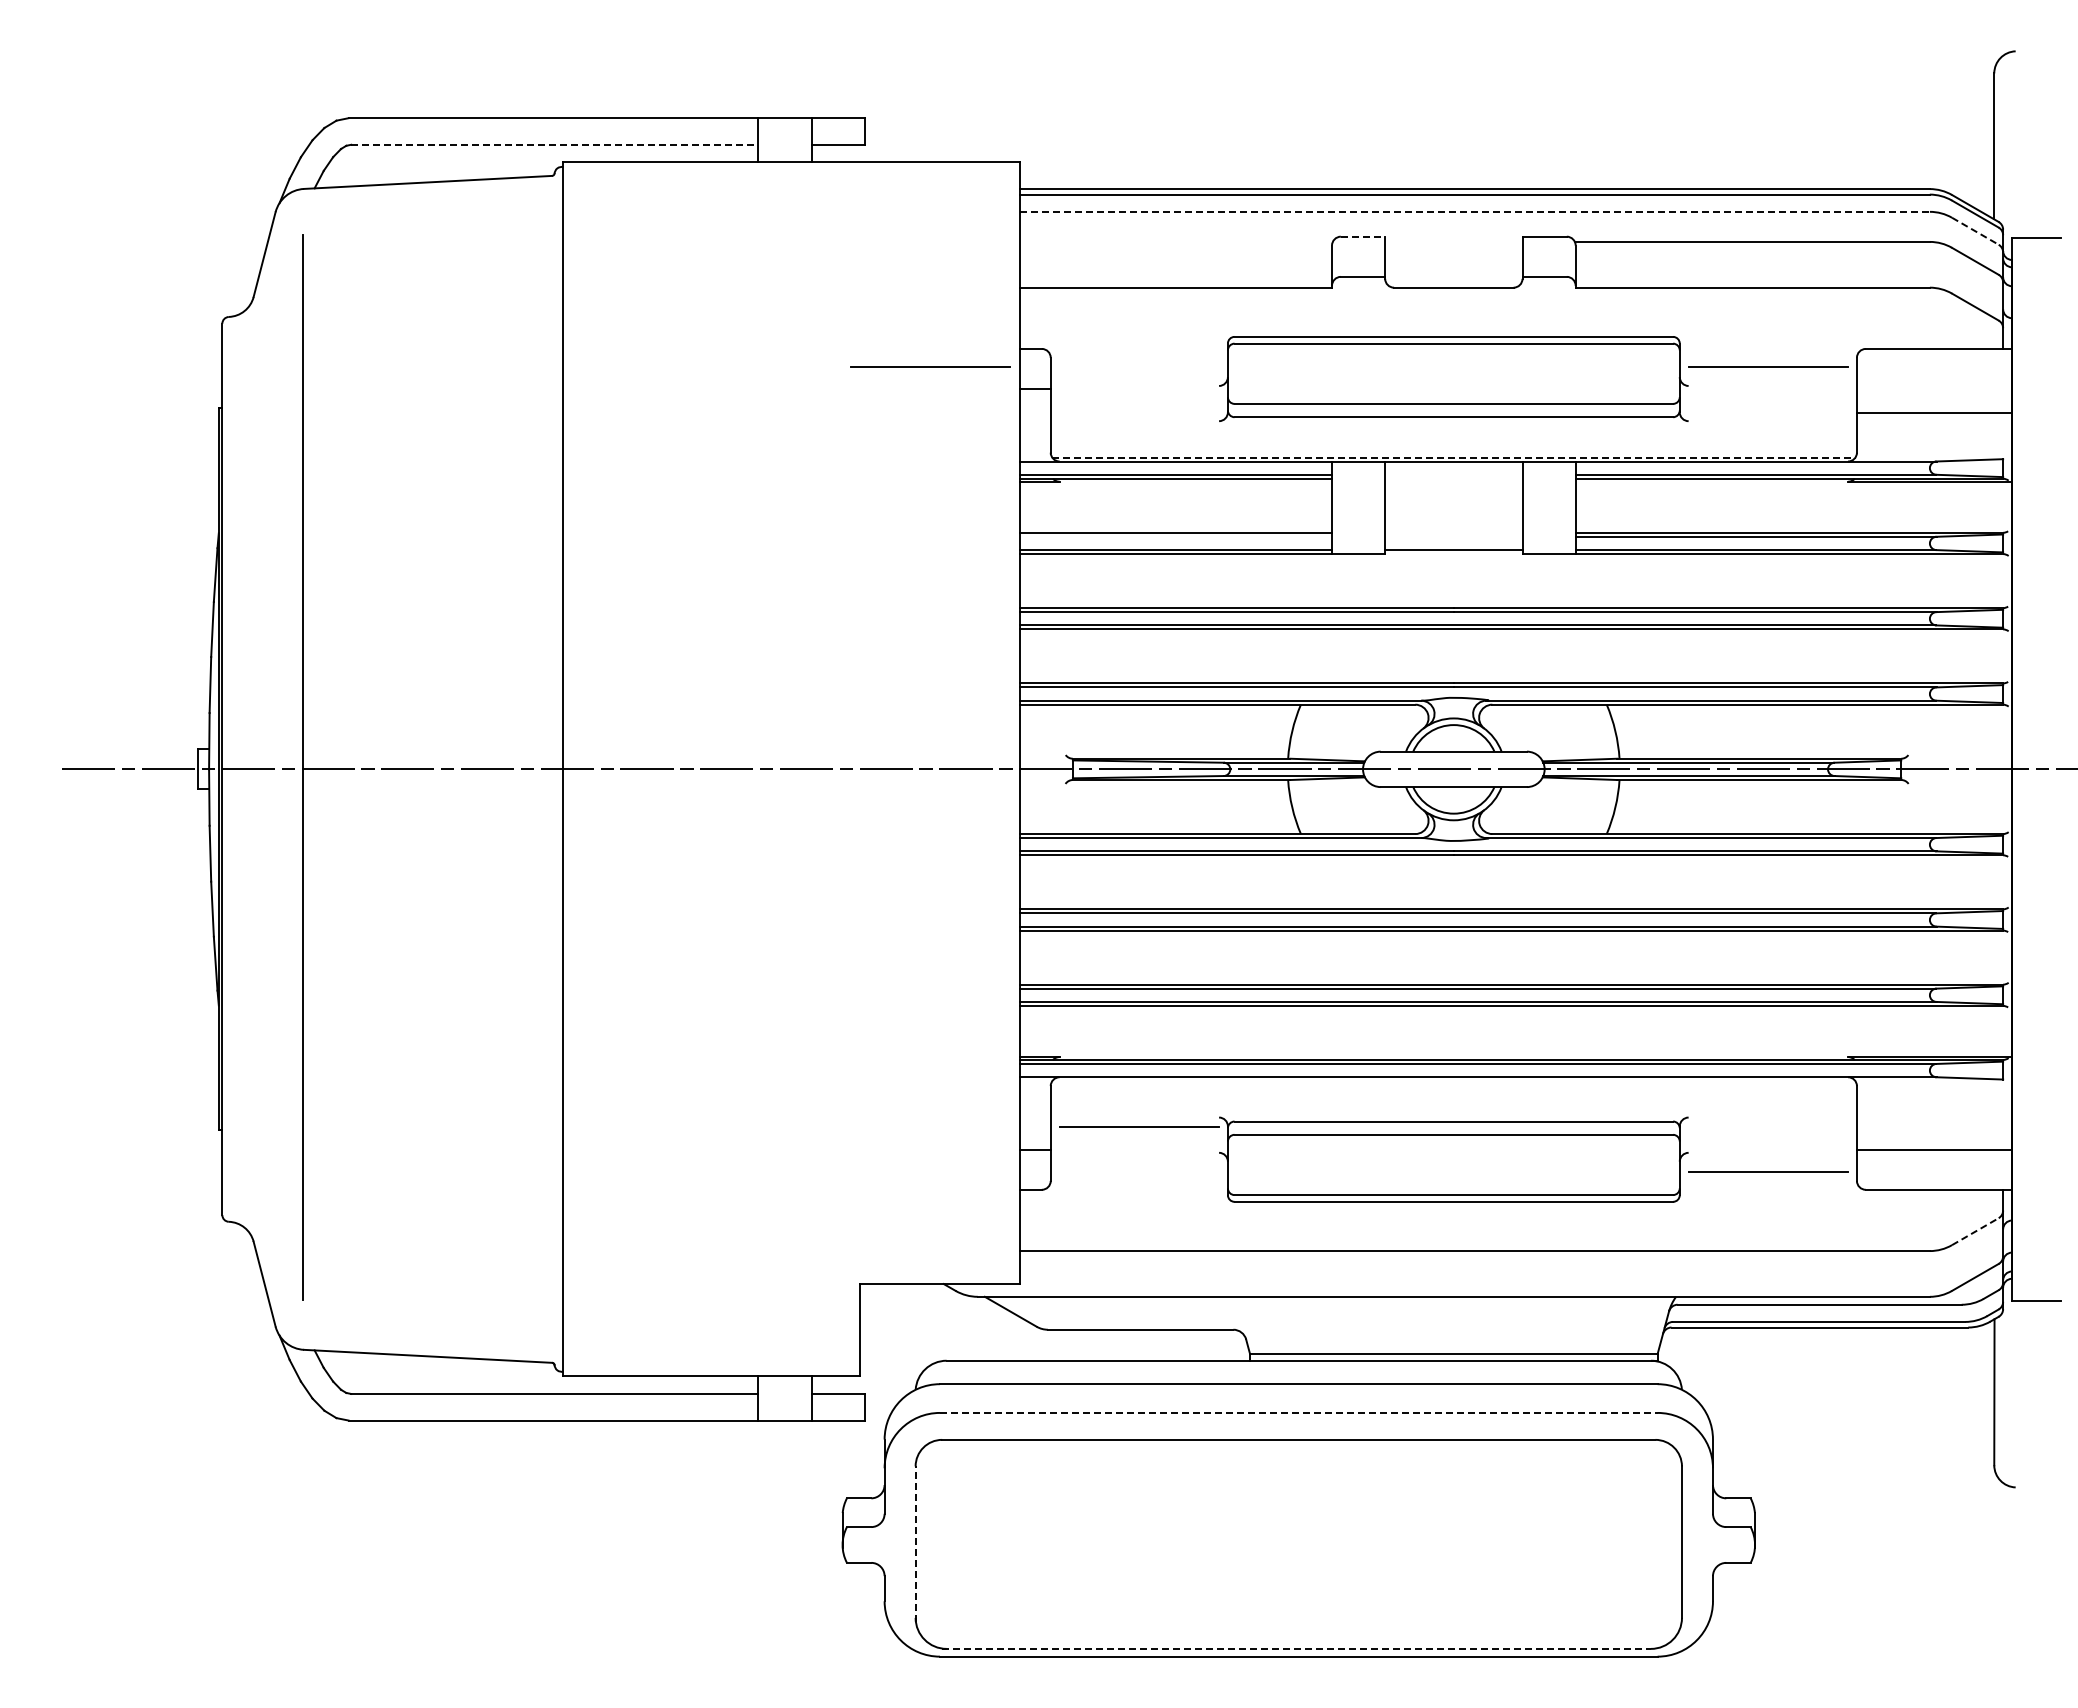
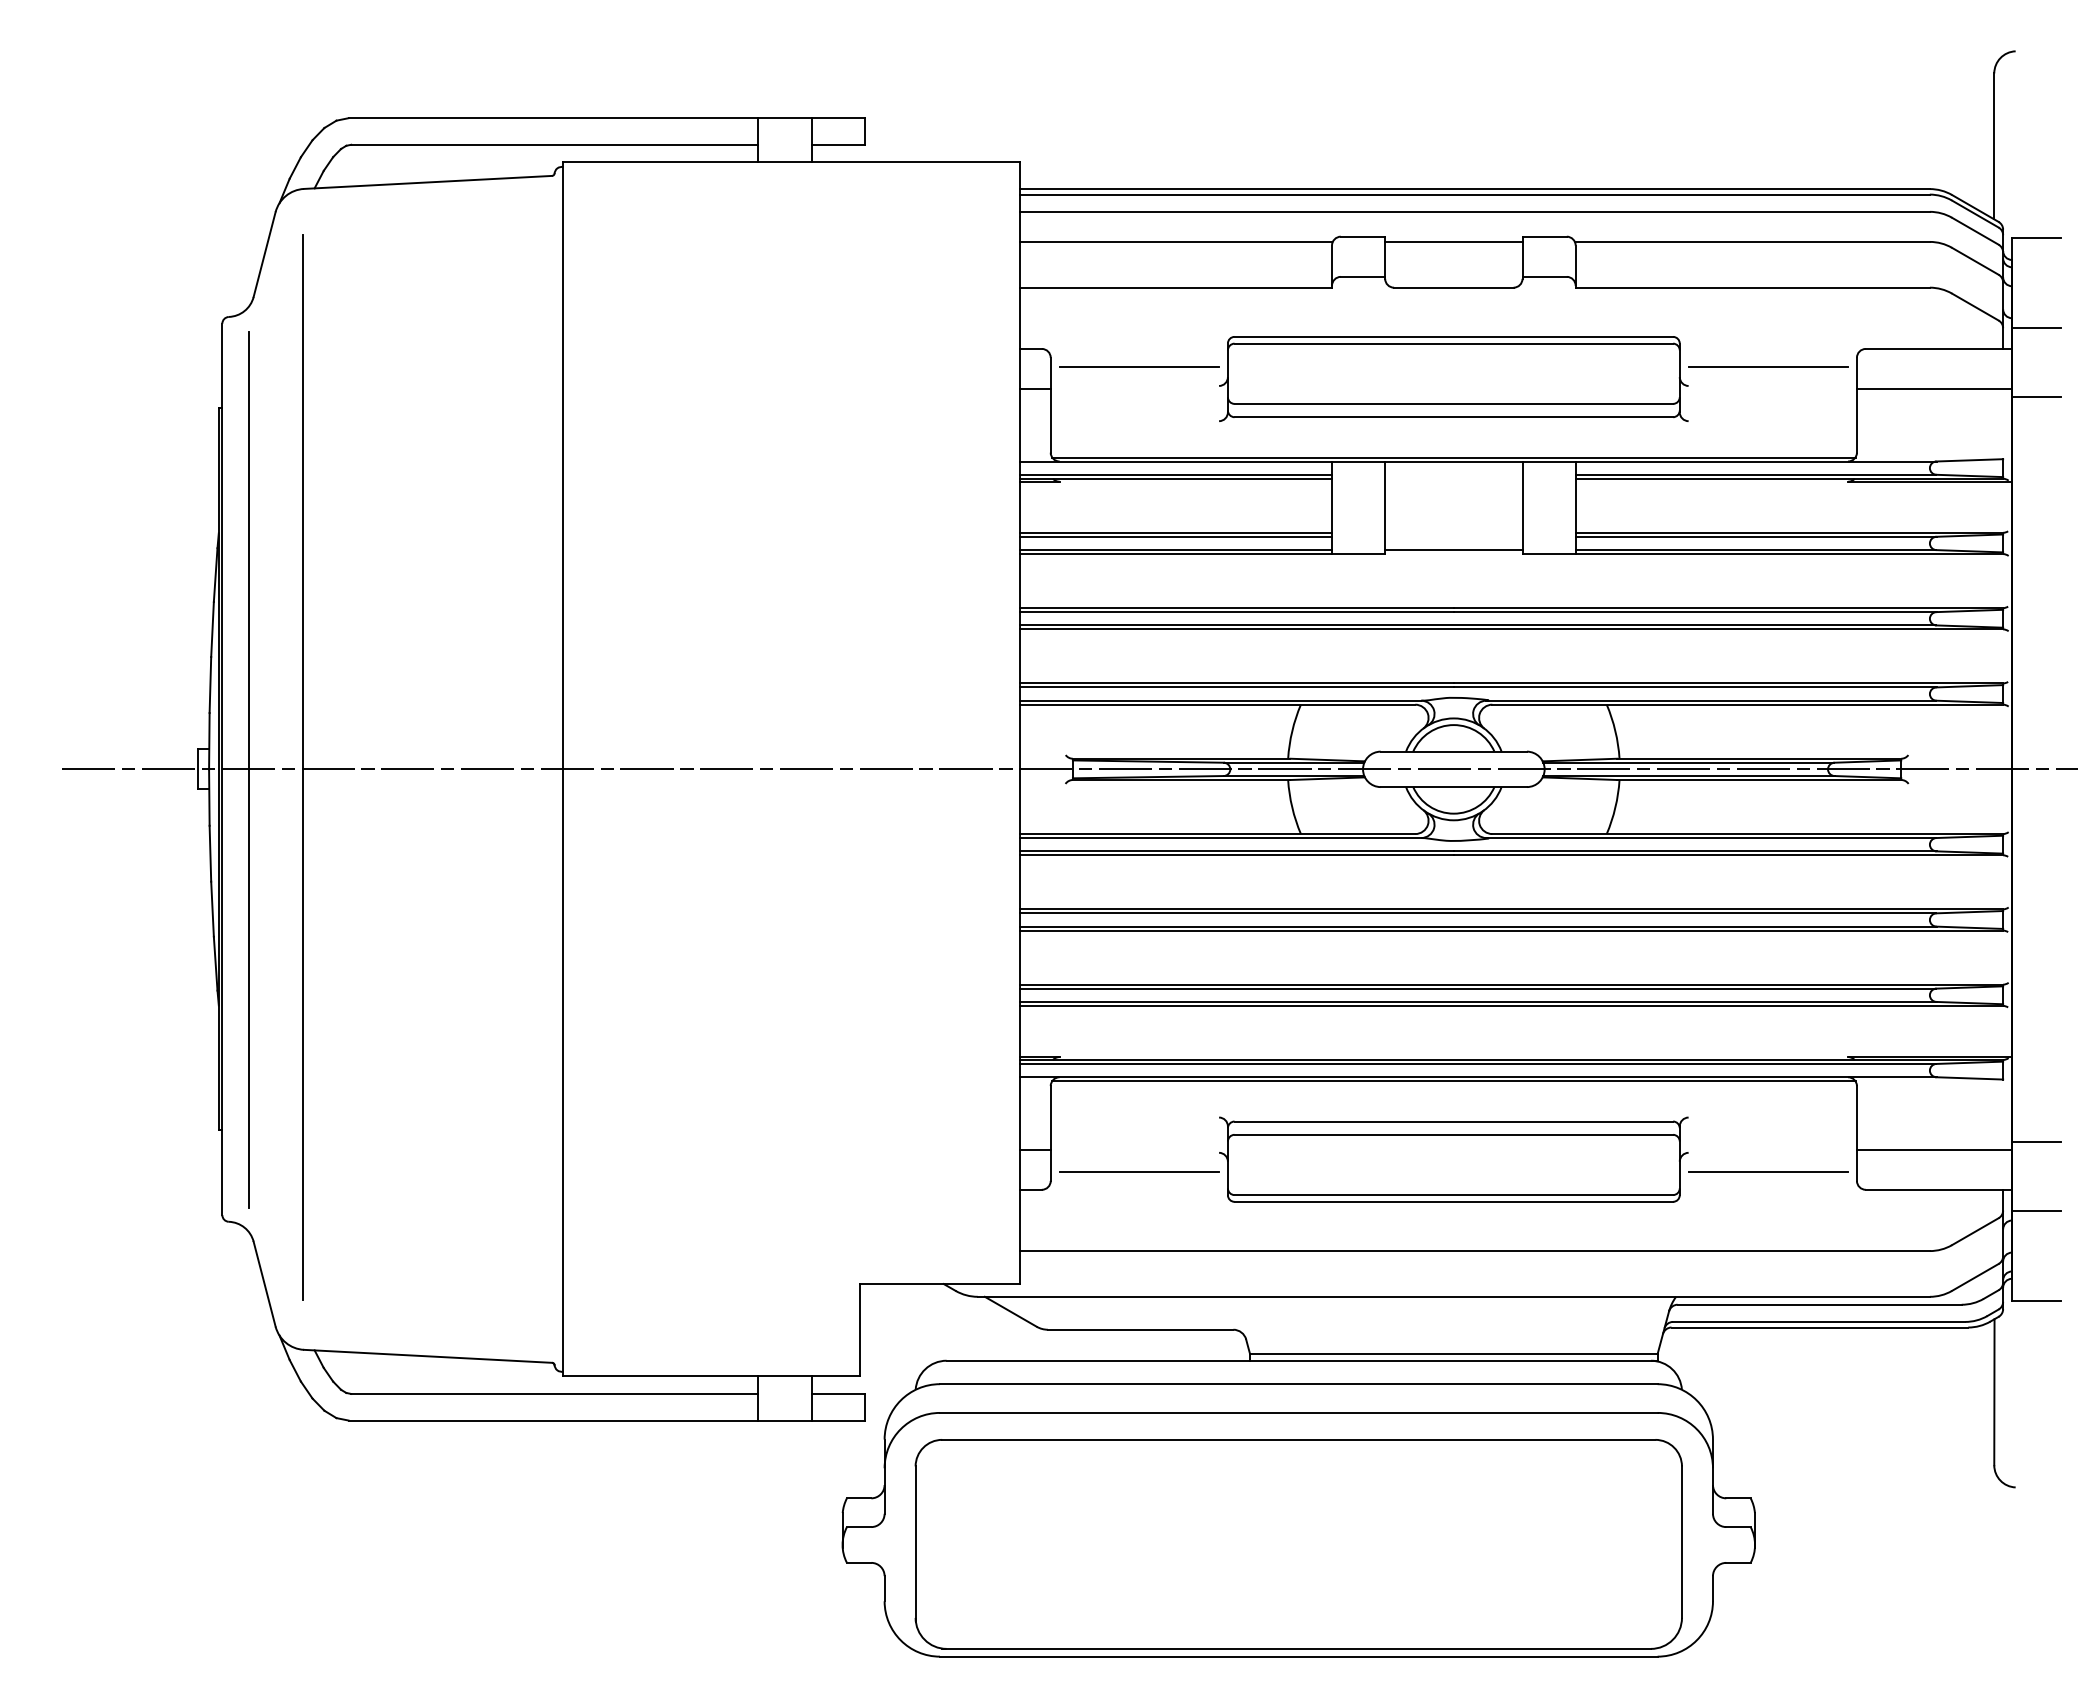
line: dashed -> solid (554, 144)
line: dashed -> solid (1475, 211)
line: dashed -> solid (1975, 231)
line: dashed -> solid (1363, 236)
line: none -> present (1175, 241)
line: none -> present (1453, 242)
line: none -> present (2035, 327)
line position: (930, 366) -> (1139, 366) (1139, 366)
line: none -> present (2035, 396)
line position: (1933, 412) -> (1933, 388) (1933, 388)
line: dashed -> solid (1453, 457)
line: none -> present (1175, 536)
line: none -> present (248, 769)
line: none -> present (1453, 1081)
line position: (1139, 1126) -> (1139, 1171) (1139, 1171)
line: none -> present (2035, 1142)
line: none -> present (2035, 1211)
line: dashed -> solid (1975, 1231)
line: dashed -> solid (1298, 1412)
line: dashed -> solid (915, 1544)
line: dashed -> solid (1297, 1648)
